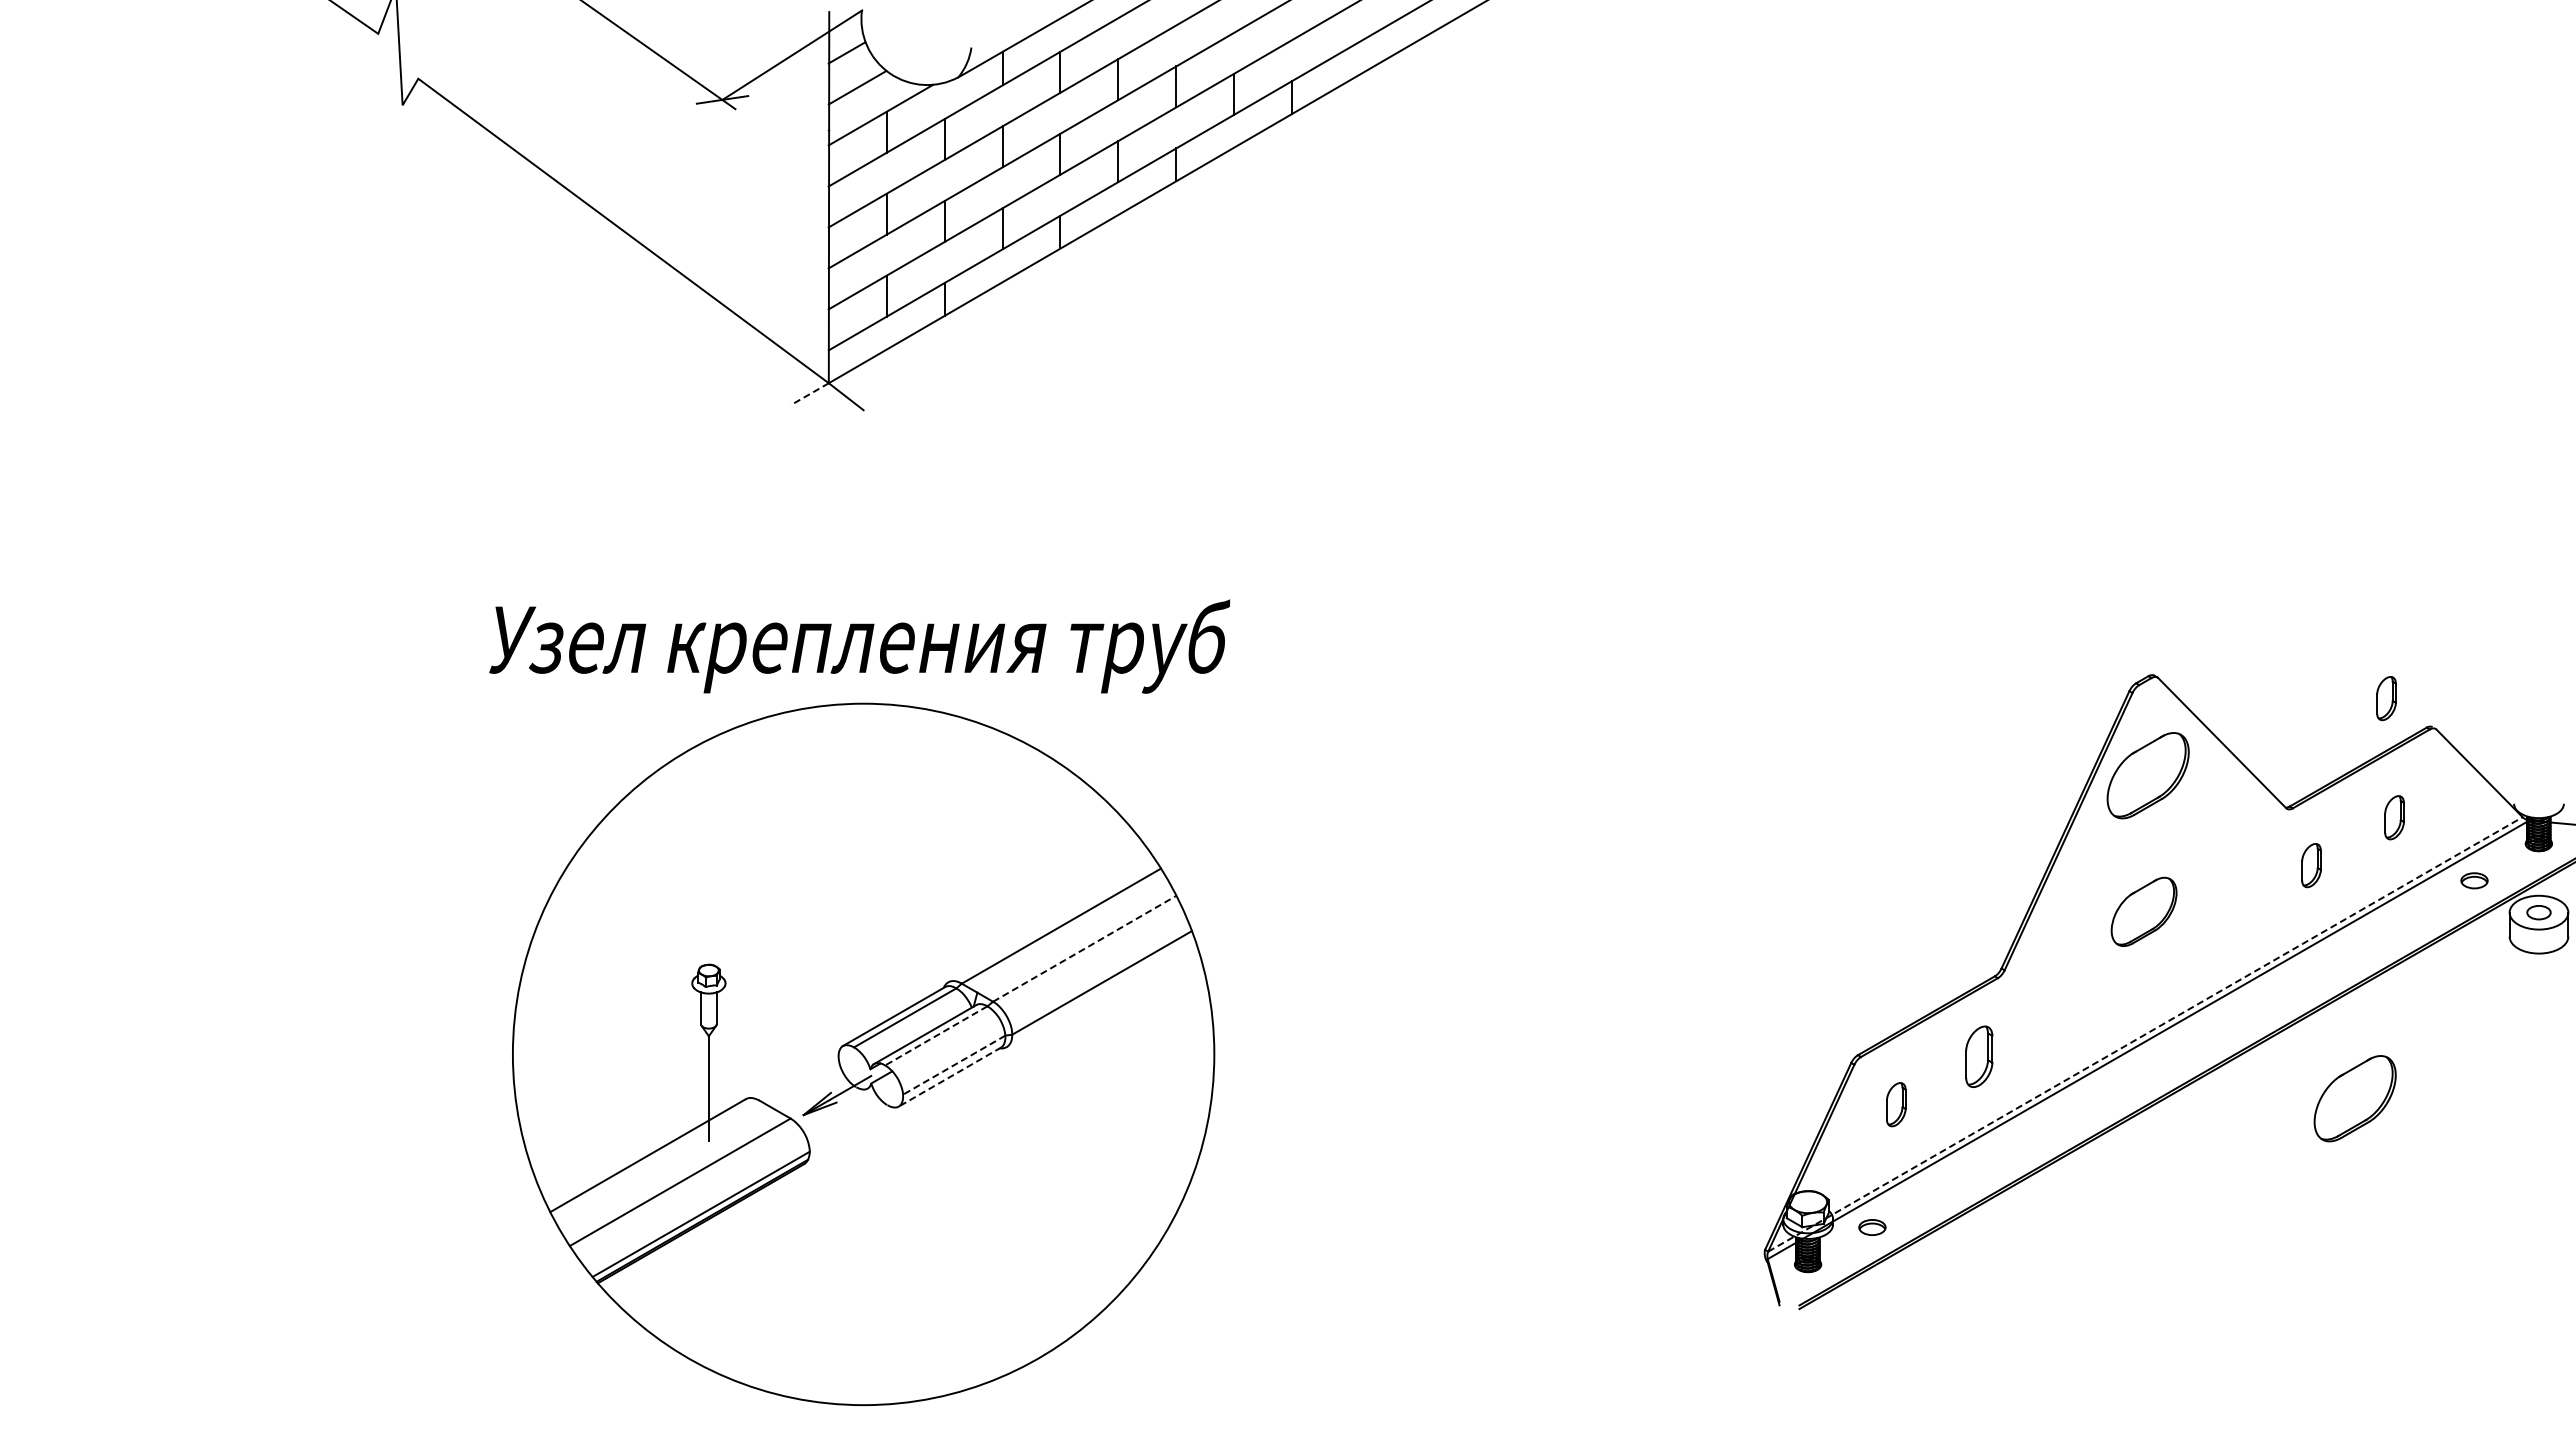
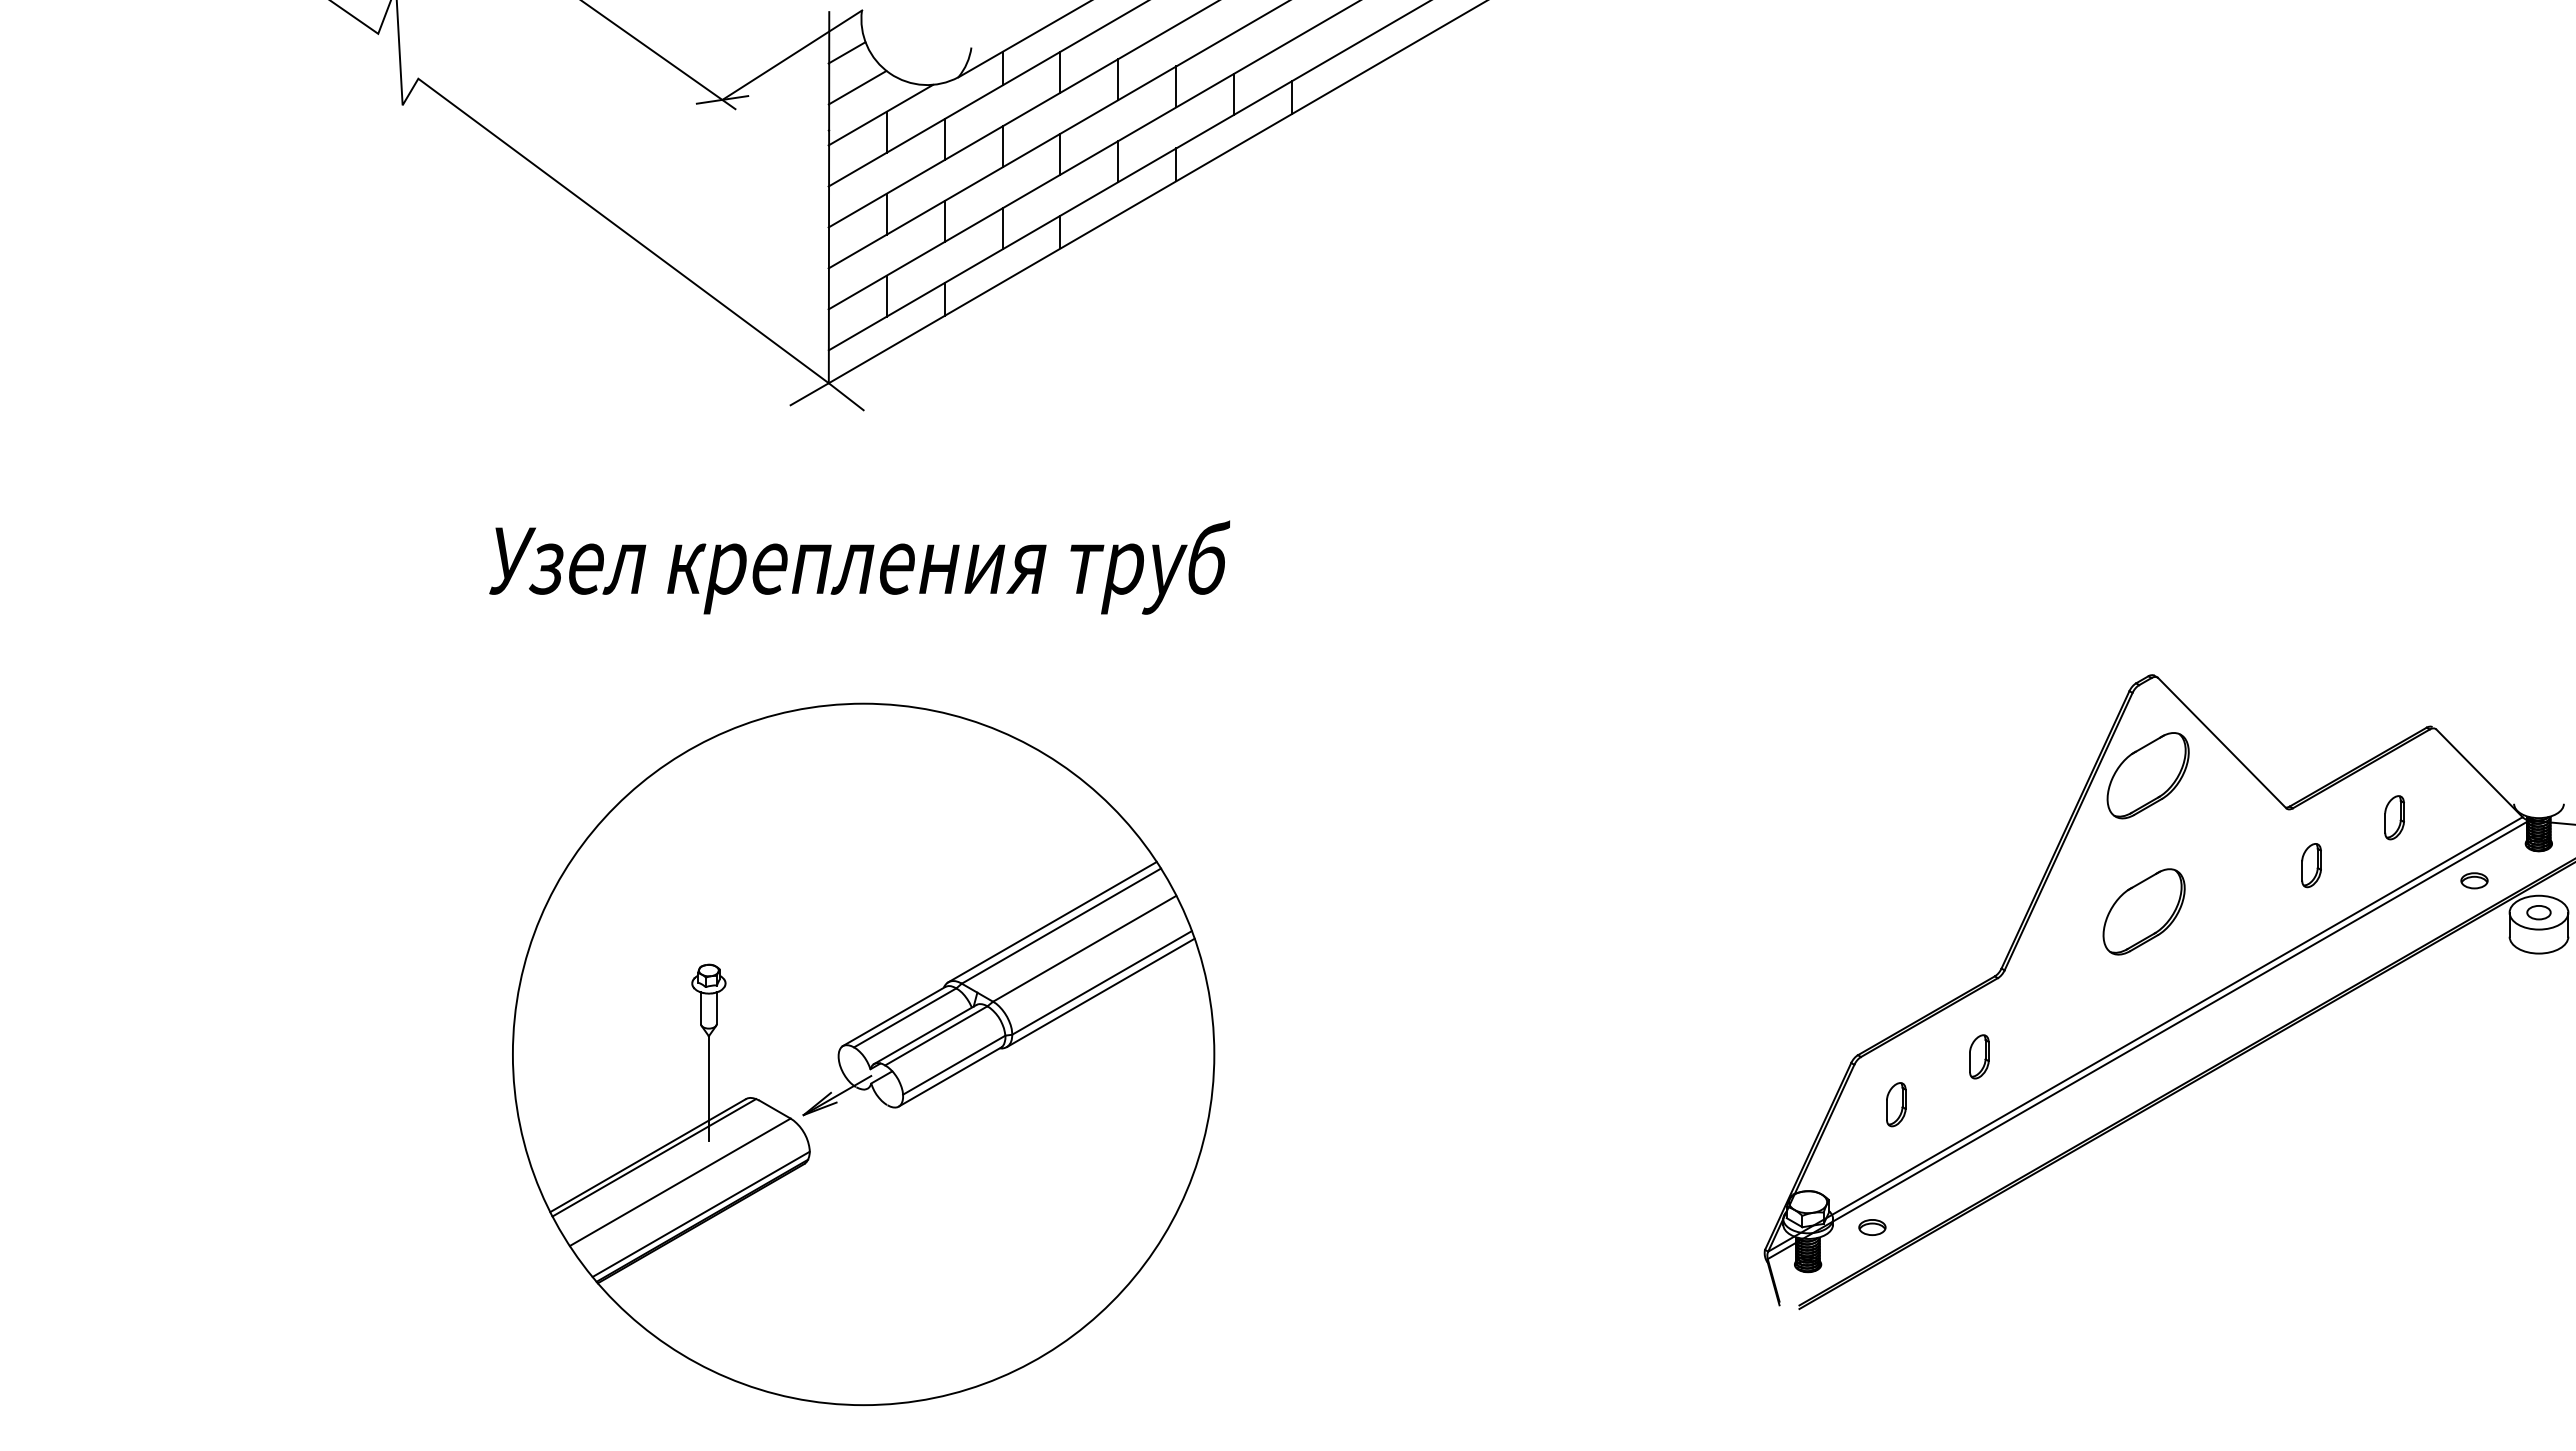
line: dashed -> solid (809, 394)
text position: (859, 646) -> (859, 567) (859, 567)
part: present -> none (2386, 698)
part size: 68x71 px -> 84x88 px (2143, 911)
line: none -> present (1051, 921)
line: dashed -> solid (1084, 948)
line: none -> present (1100, 992)
line: dashed -> solid (2145, 1034)
line: dashed -> solid (935, 1036)
part size: 29x63 px -> 21x46 px (1979, 1056)
line: dashed -> solid (953, 1065)
line: dashed -> solid (949, 1077)
part: present -> none (2354, 1098)
line: none -> present (654, 1157)
